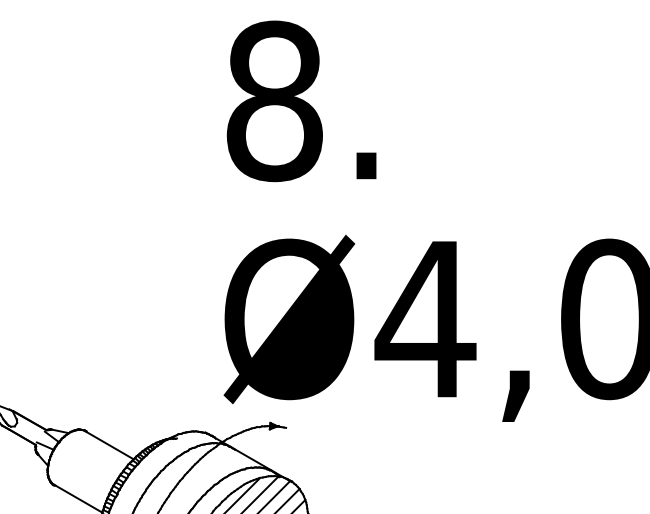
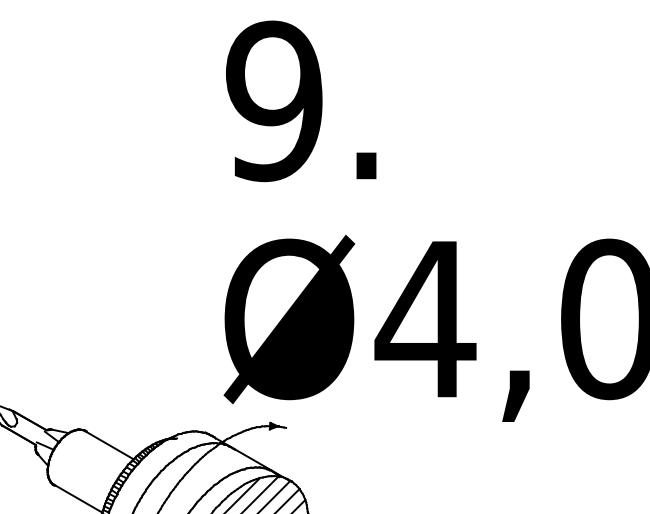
text: 8. -> 9. (274, 101)
